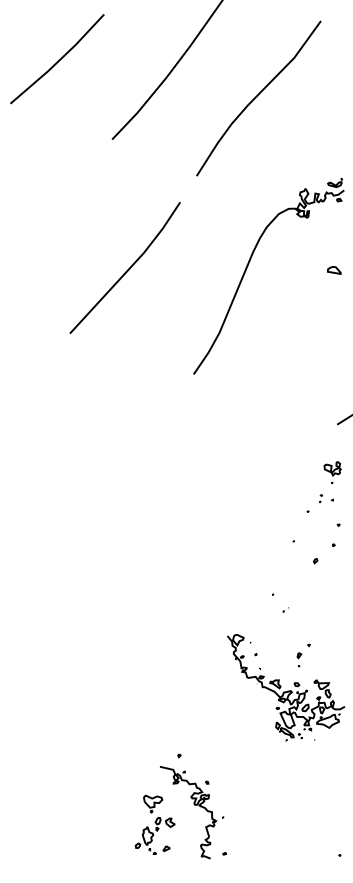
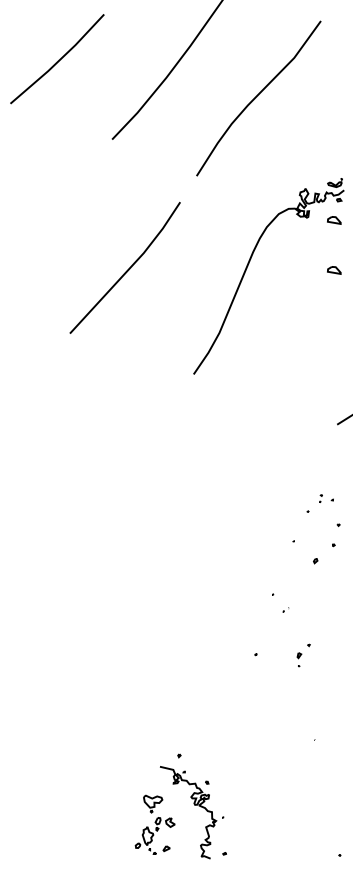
part: none -> present (334, 220)
part: present -> none (332, 472)
part: present -> none (286, 687)
